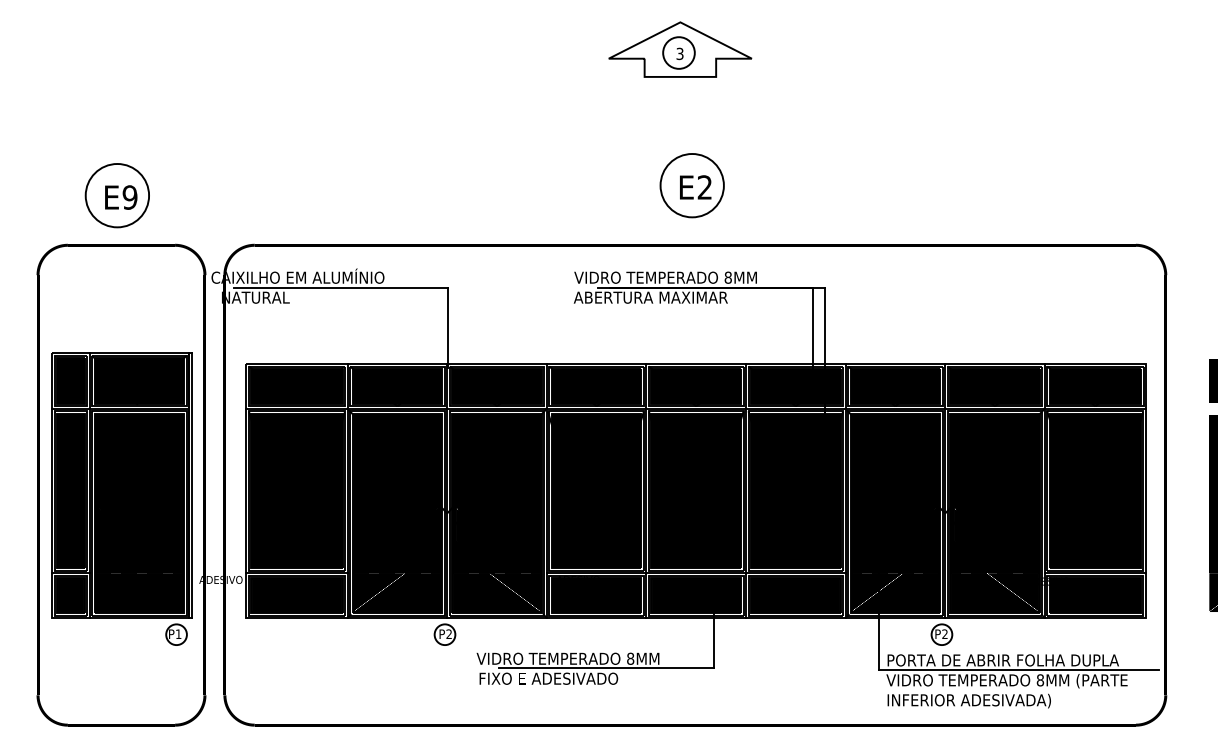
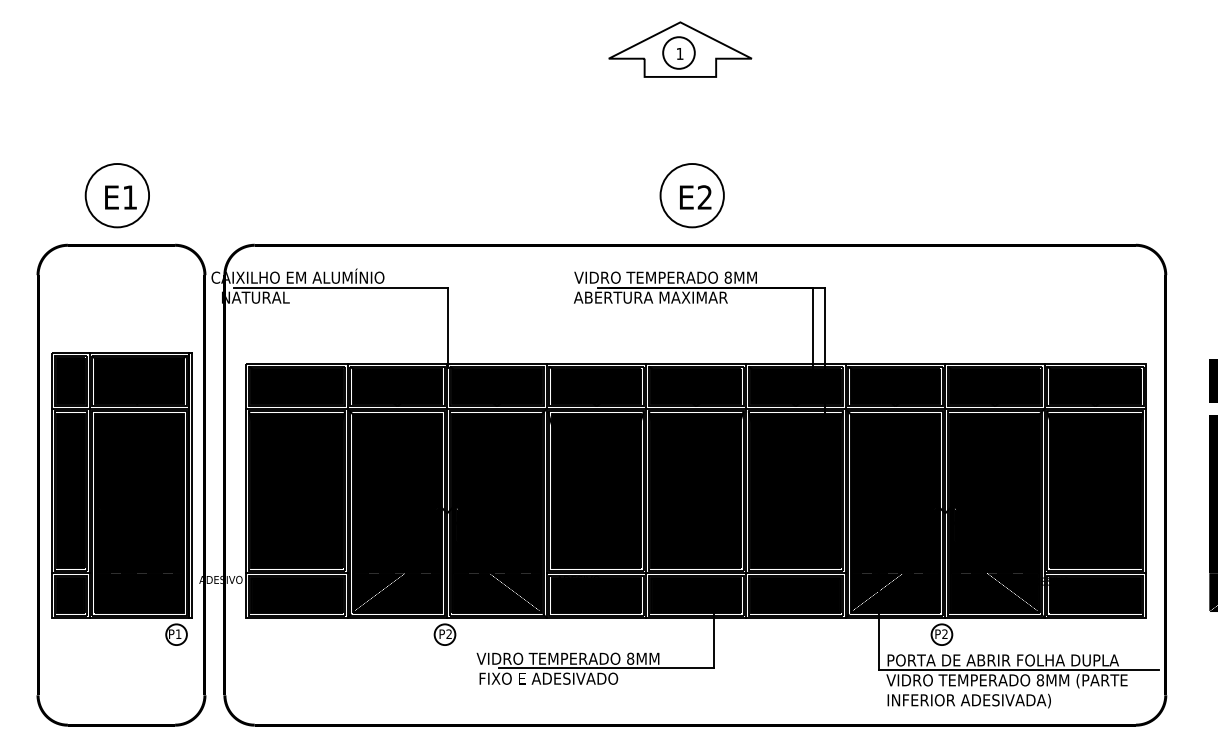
text: 3 -> 1 (679, 53)
part position: (691, 185) -> (691, 195) (691, 195)
text: E9 -> E1 (129, 197)
